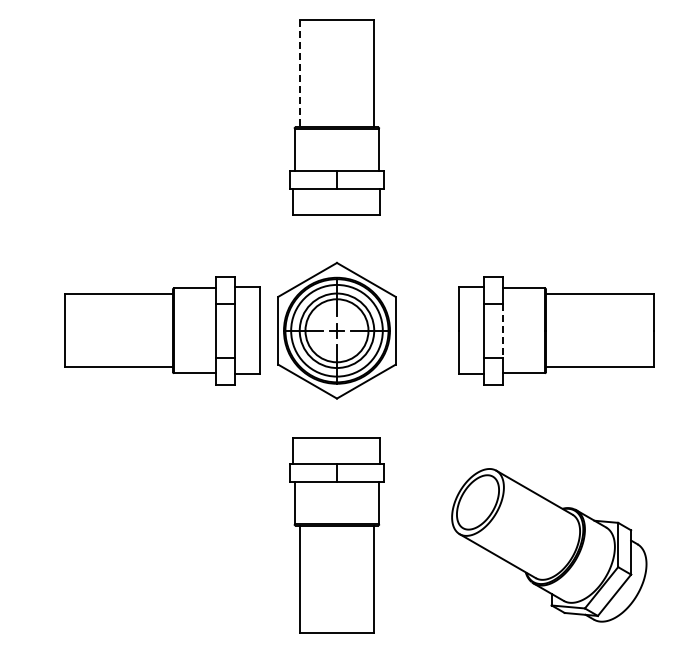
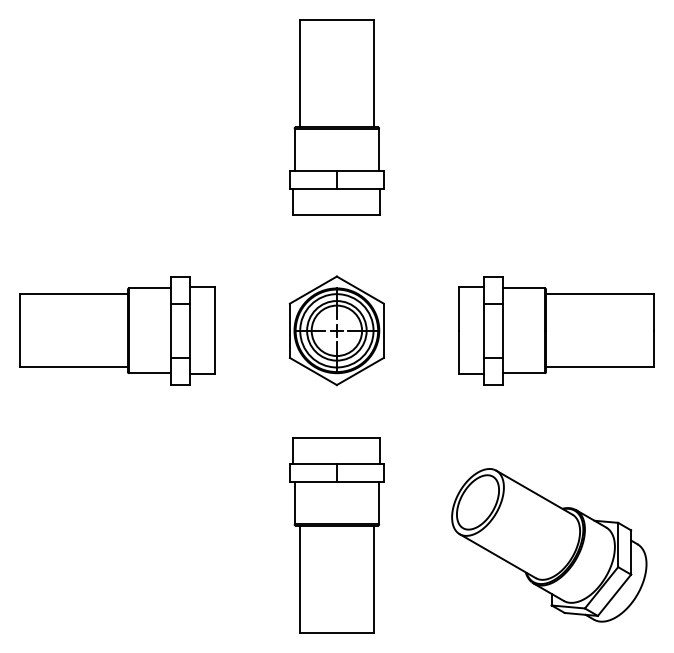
line: dashed -> solid (300, 73)
part position: (162, 330) -> (117, 330) (117, 330)
part size: 120x139 px -> 97x112 px (336, 330)
line: dashed -> solid (502, 331)
